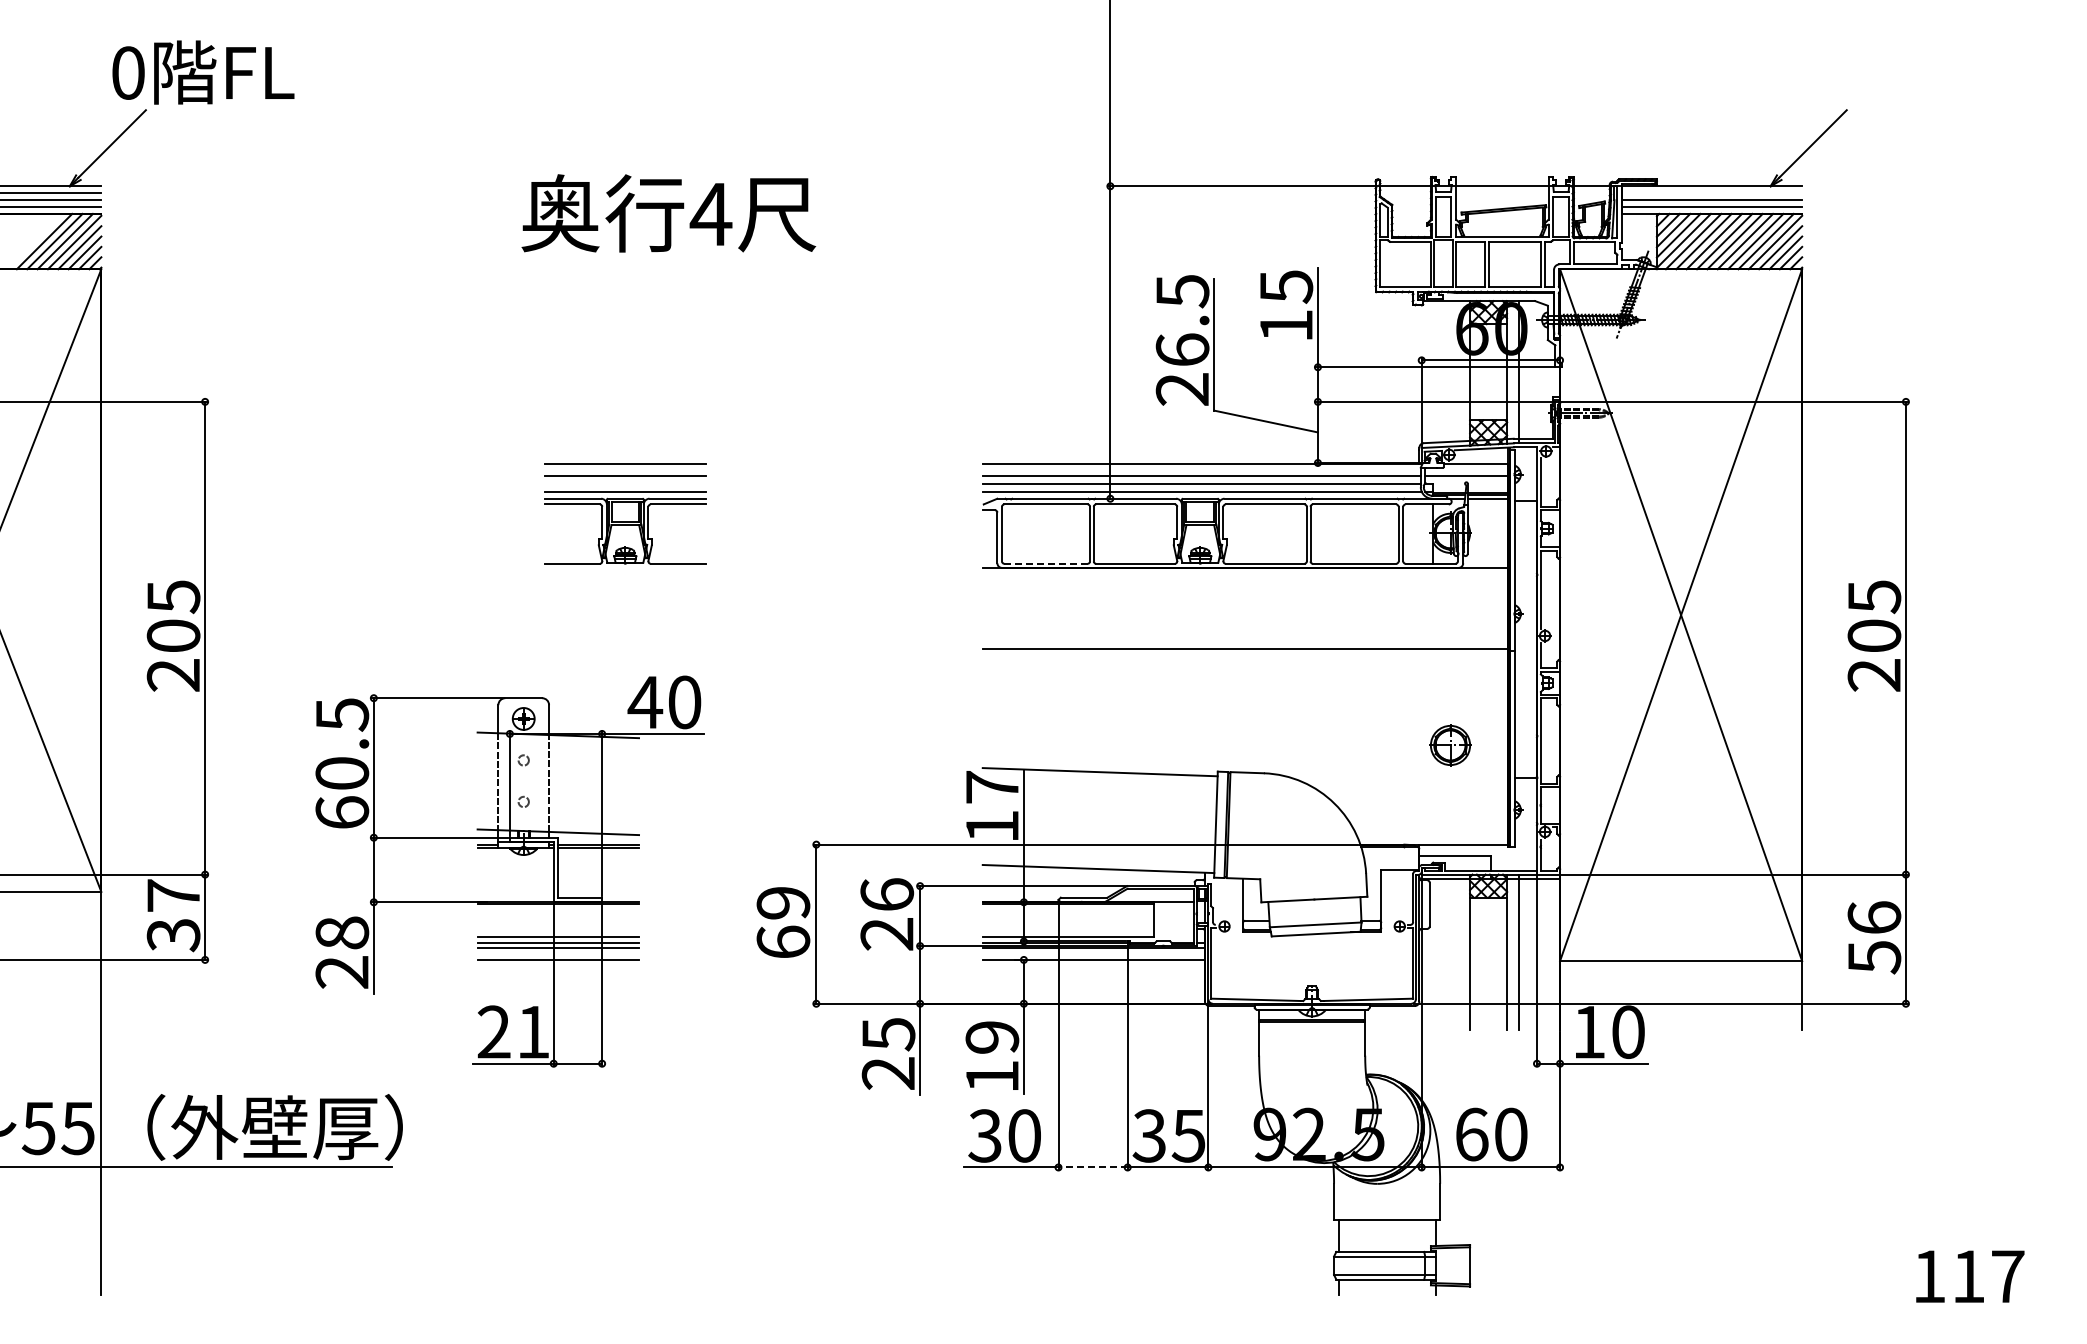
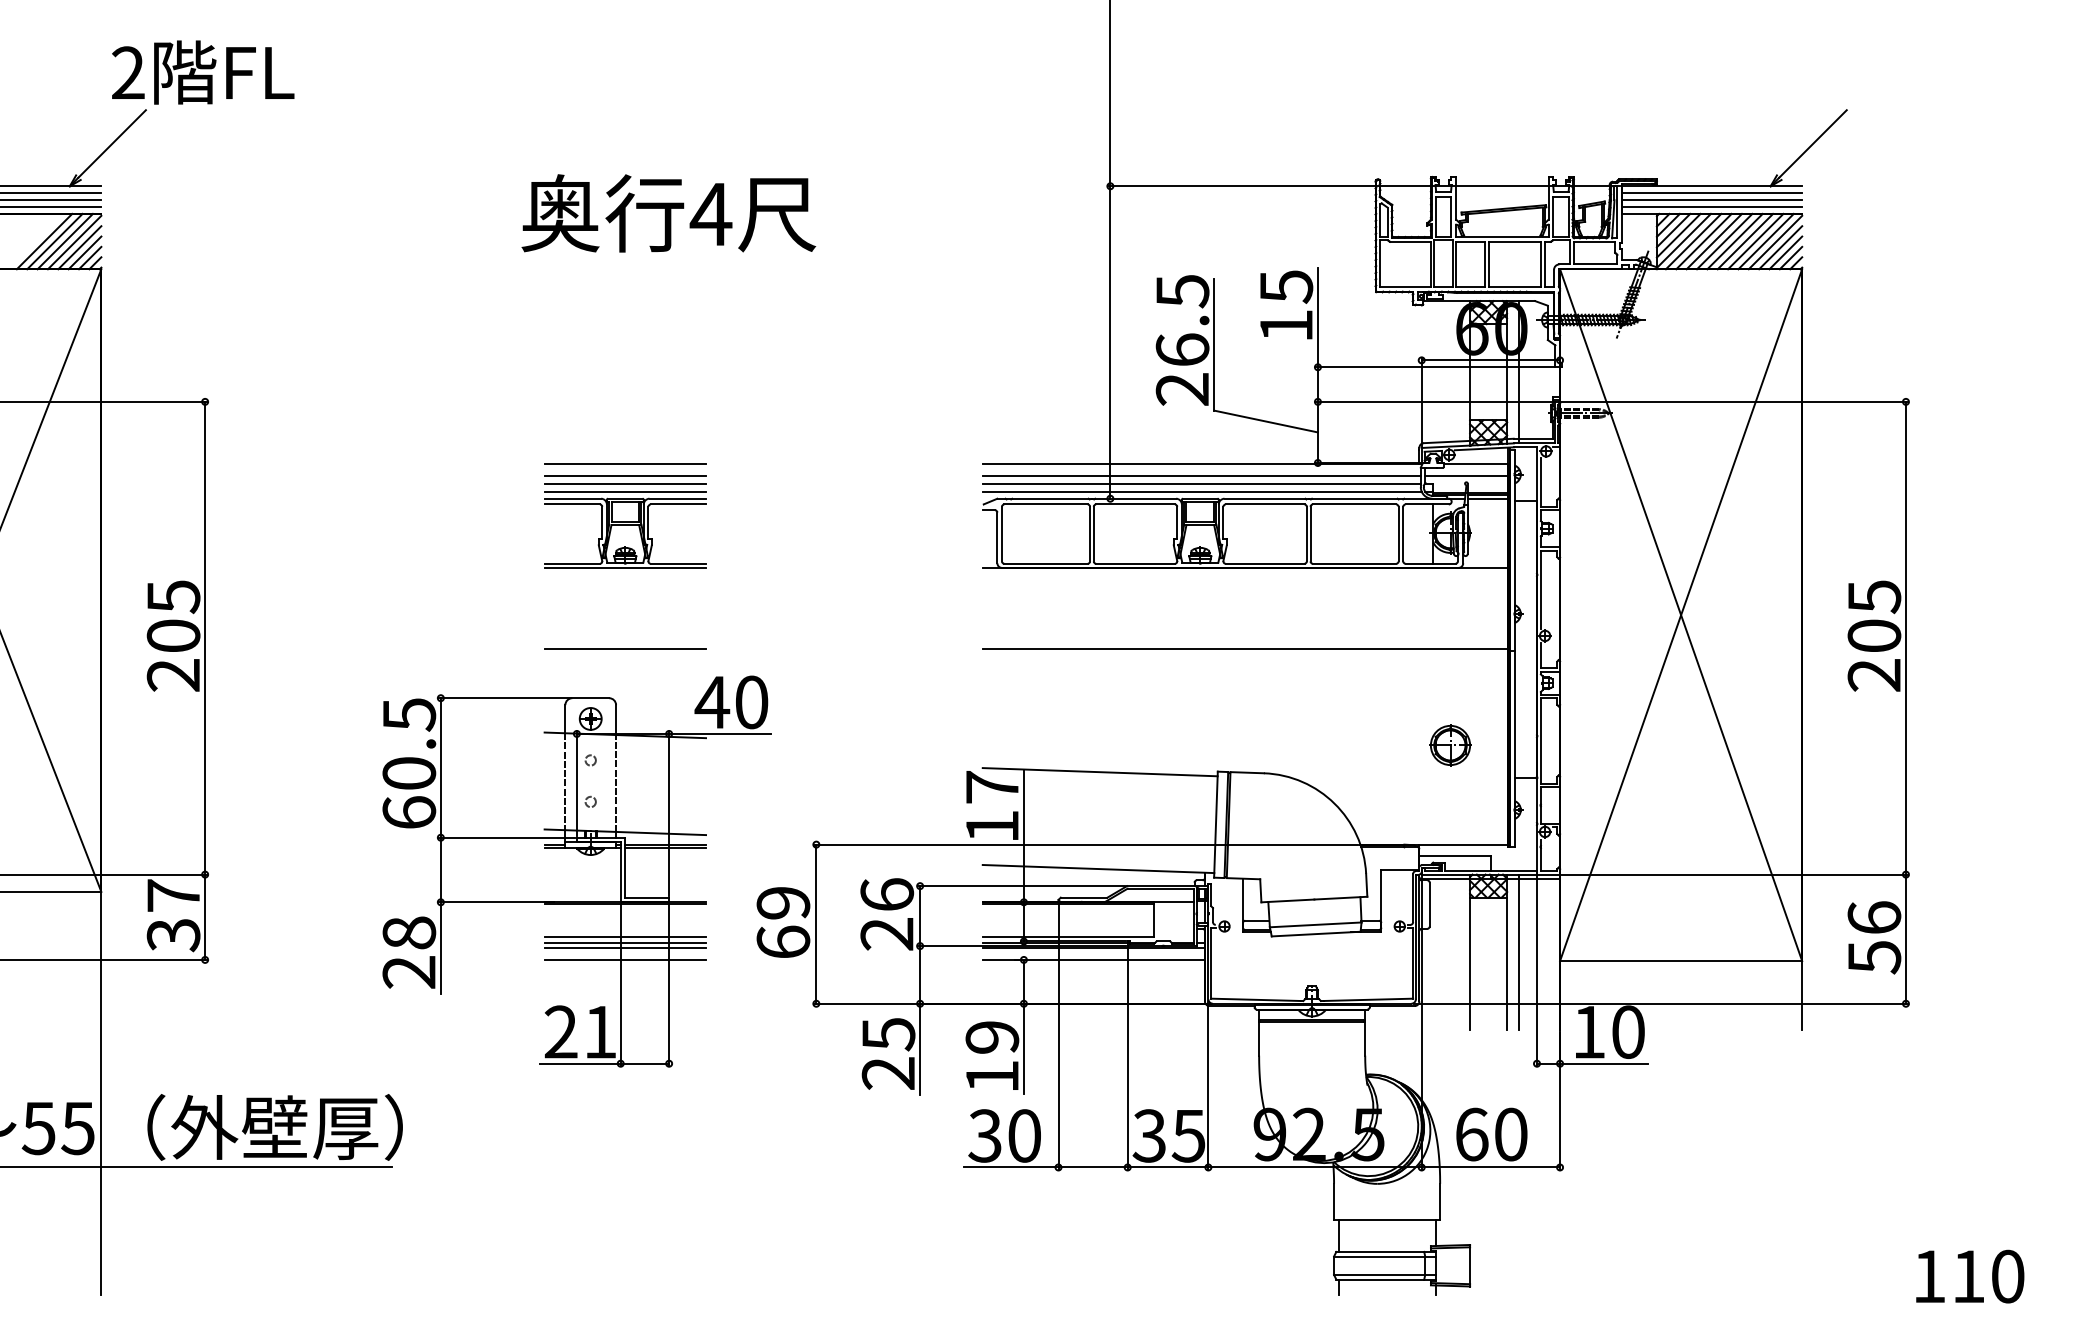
text: 0 -> 2 (128, 72)
line: none -> present (1712, 193)
line: none -> present (625, 483)
line: dashed -> solid (1046, 563)
line: none -> present (625, 567)
line: none -> present (625, 648)
part position: (509, 871) -> (576, 871) (576, 871)
line: dashed -> solid (1093, 1167)
text: 117 -> 110 (2008, 1276)
